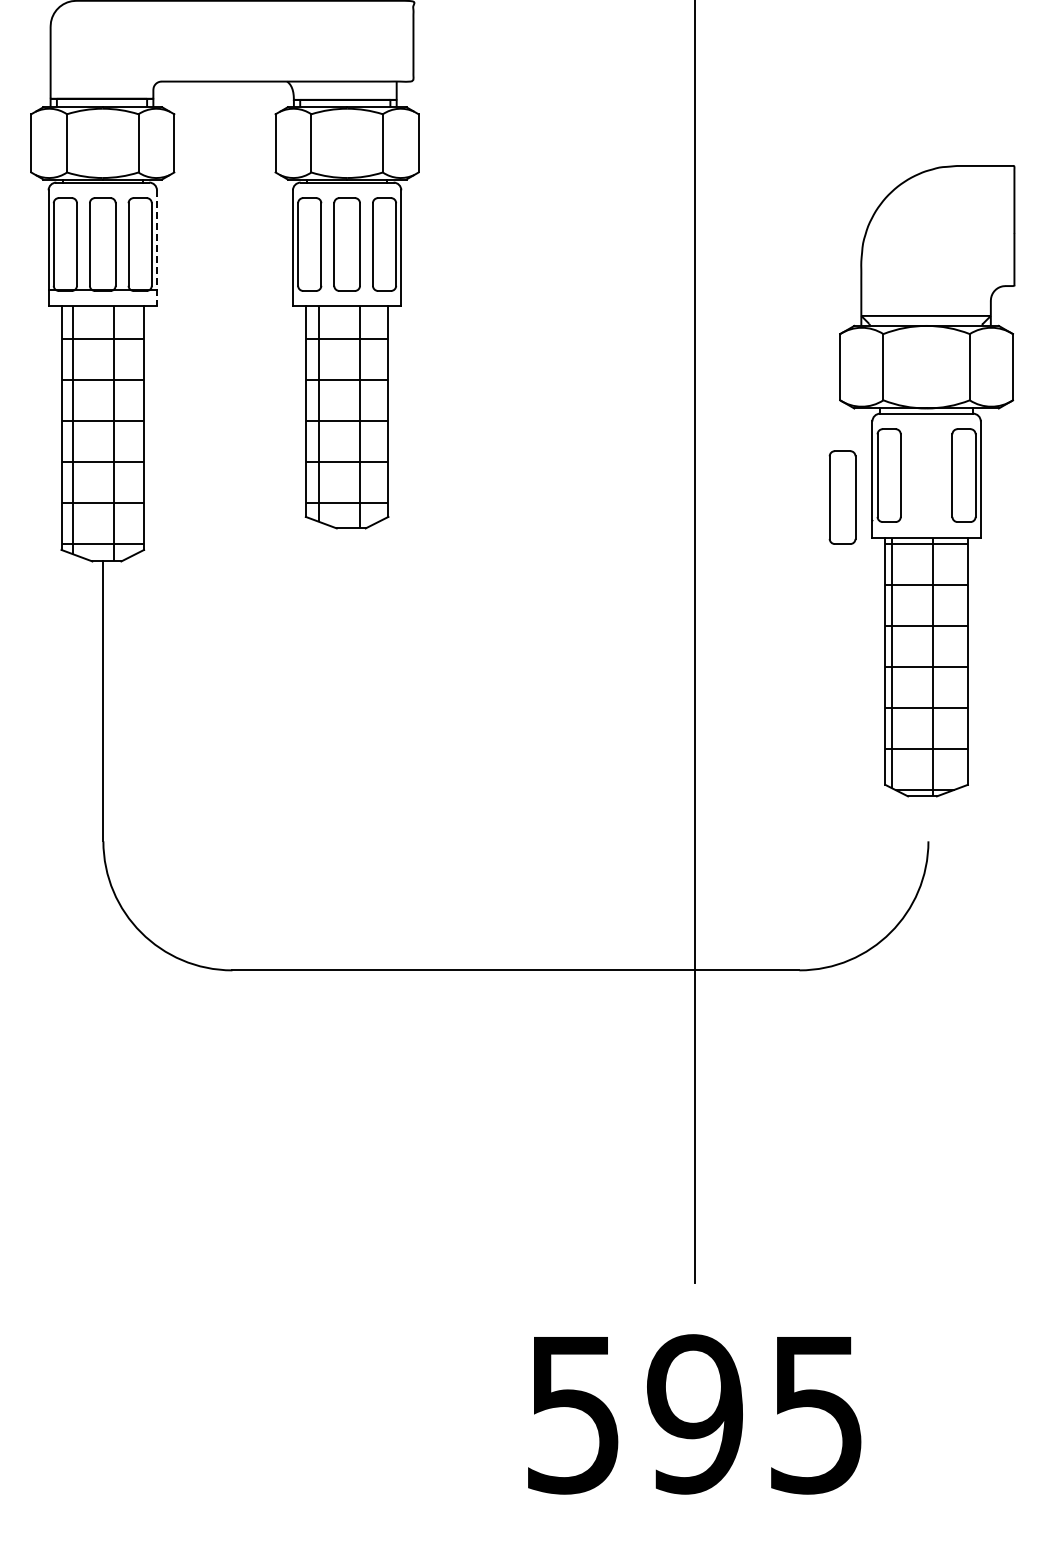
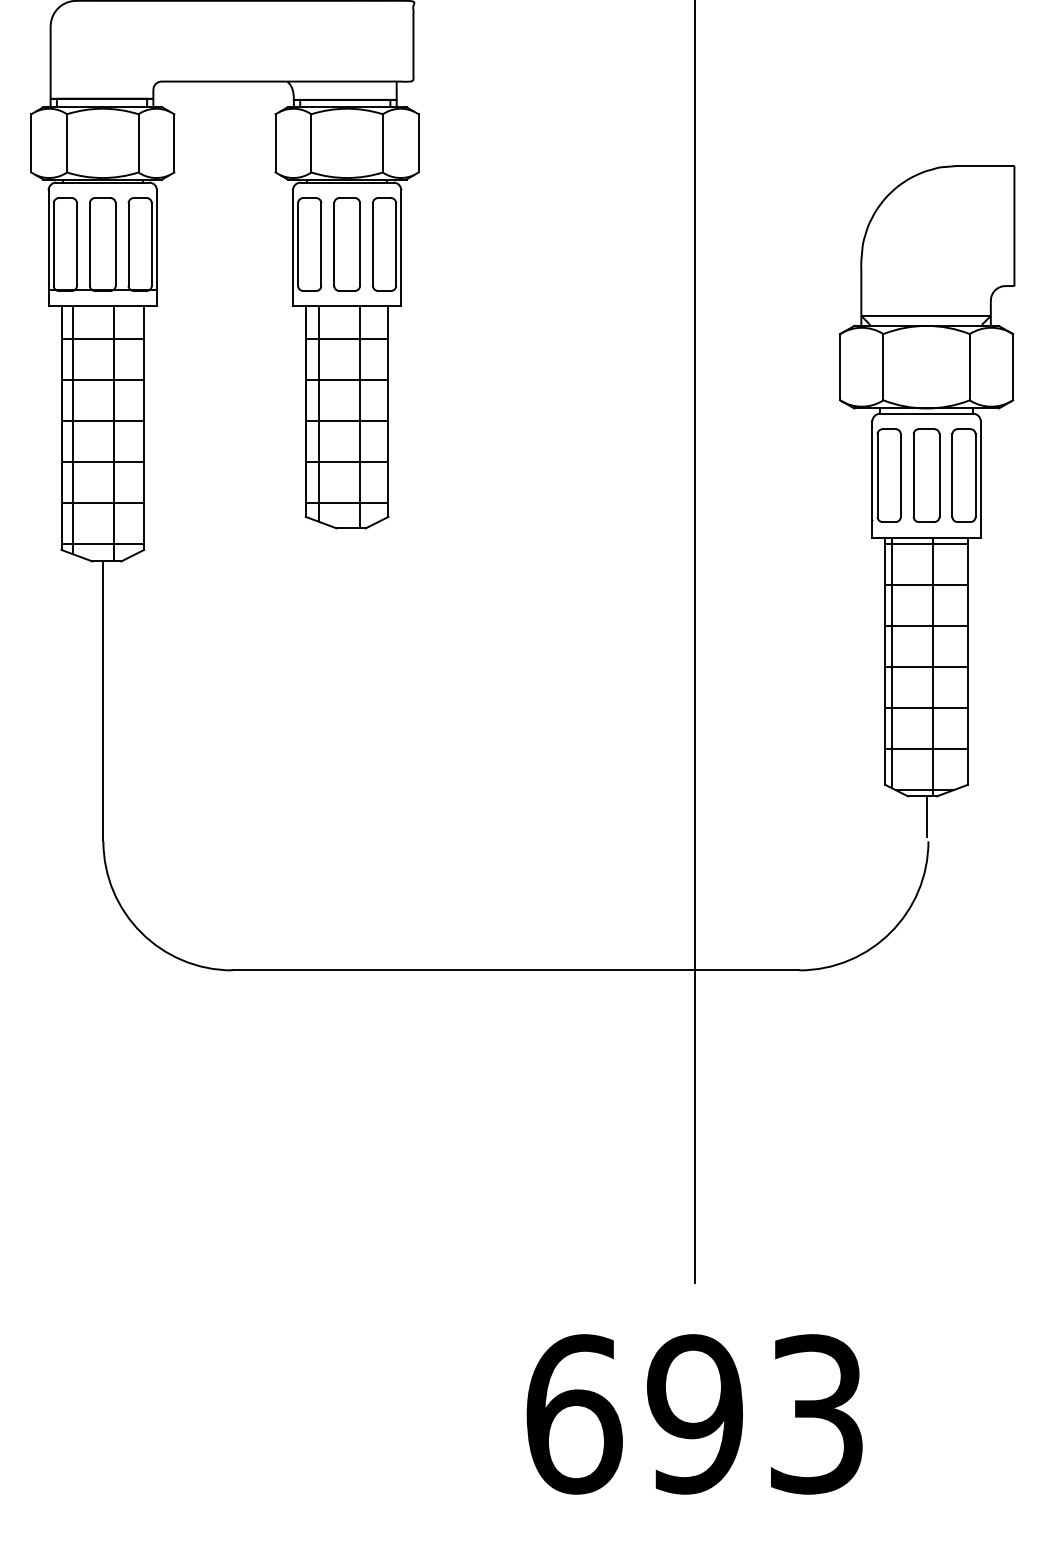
line: dashed -> solid (156, 248)
part position: (842, 497) -> (926, 475) (926, 475)
line: none -> present (927, 816)
text: 595 -> 693 (694, 1414)
